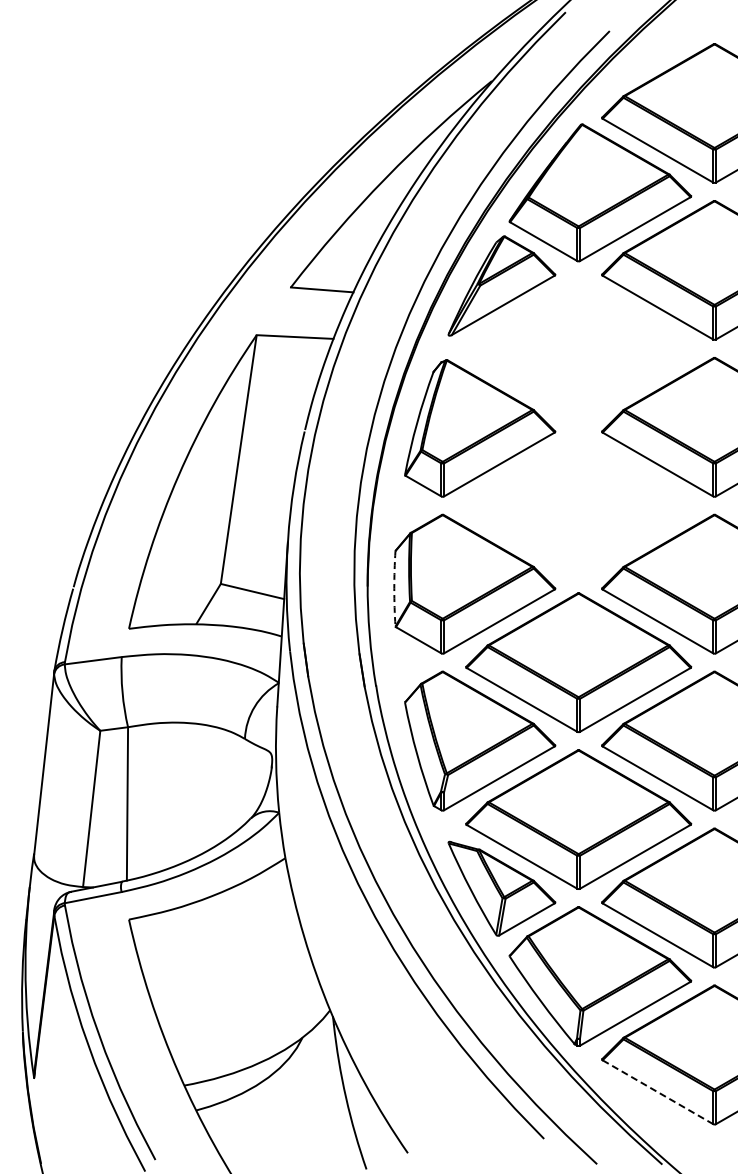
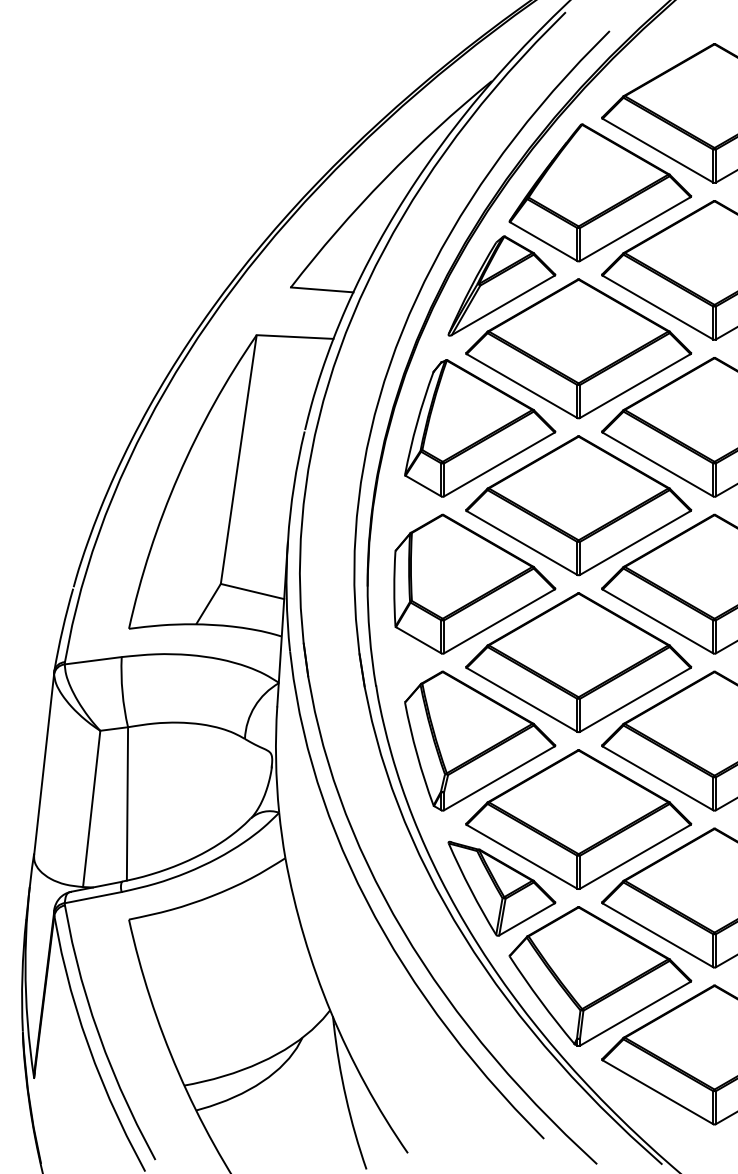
part: none -> present (578, 348)
part: none -> present (578, 505)
arc: dashed -> solid (394, 588)
line: dashed -> solid (657, 1092)
